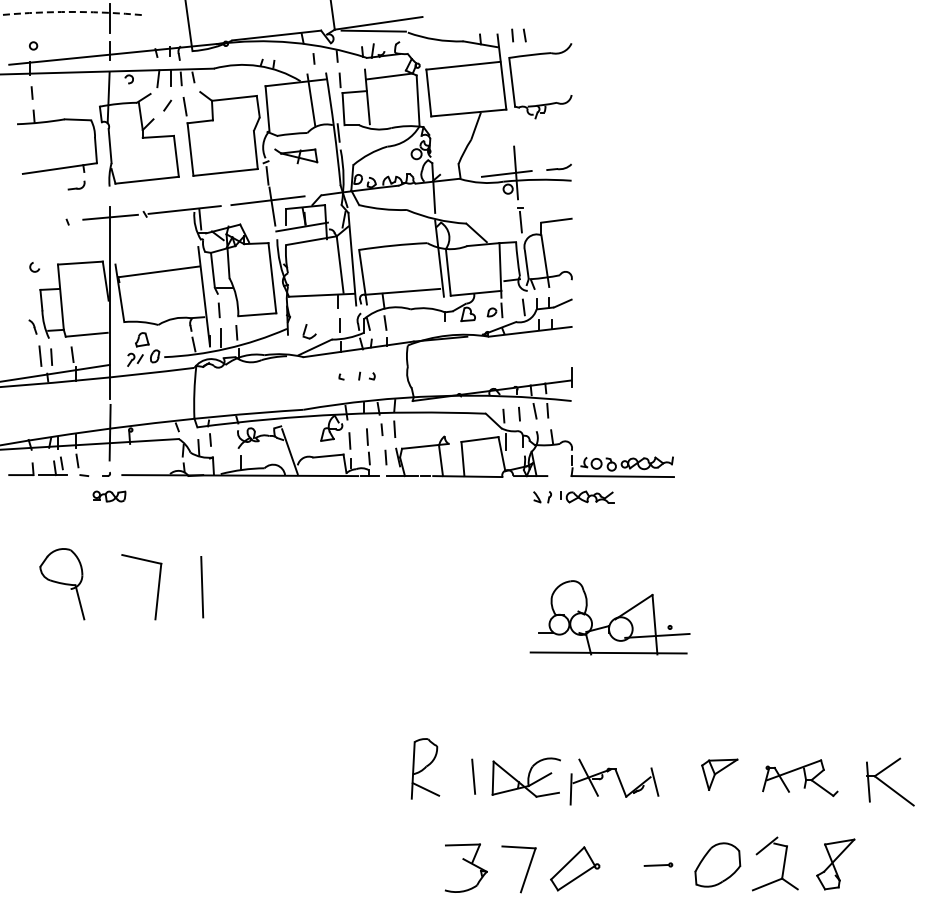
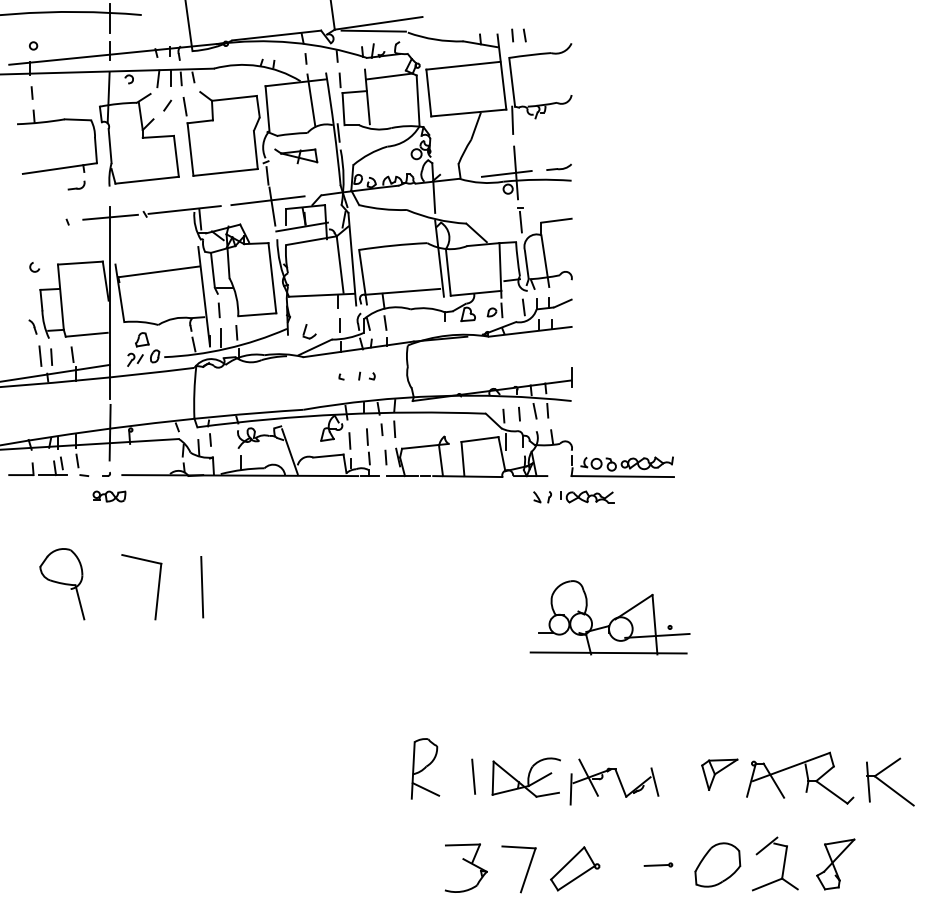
arc: dashed -> solid (70, 12)
line position: (313, 58) -> (305, 58) (305, 58)
line: none -> present (512, 119)
part size: 77x39 px -> 109x54 px (800, 777)
